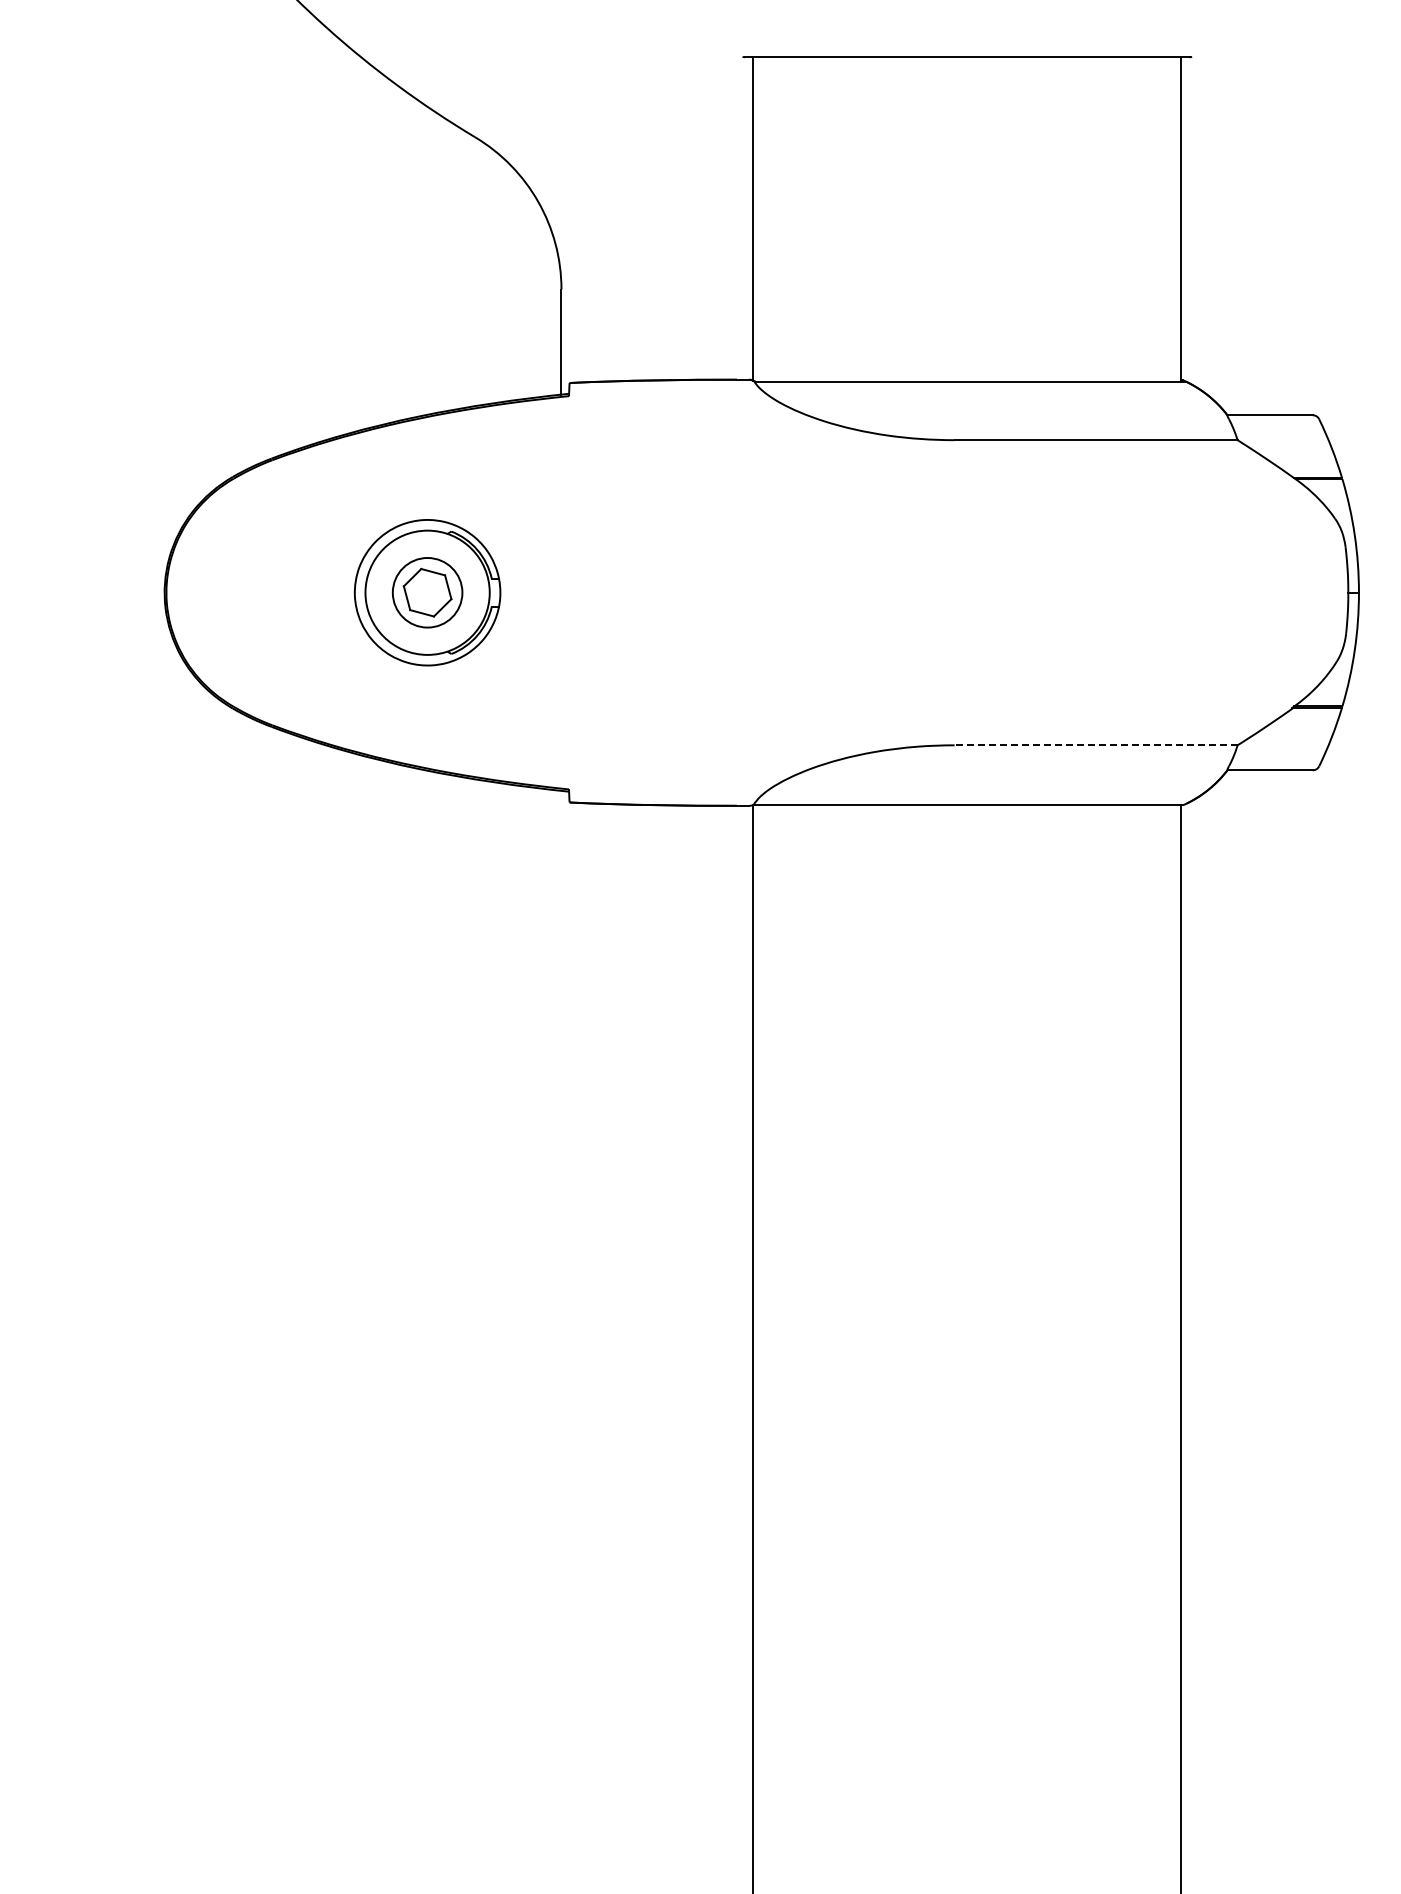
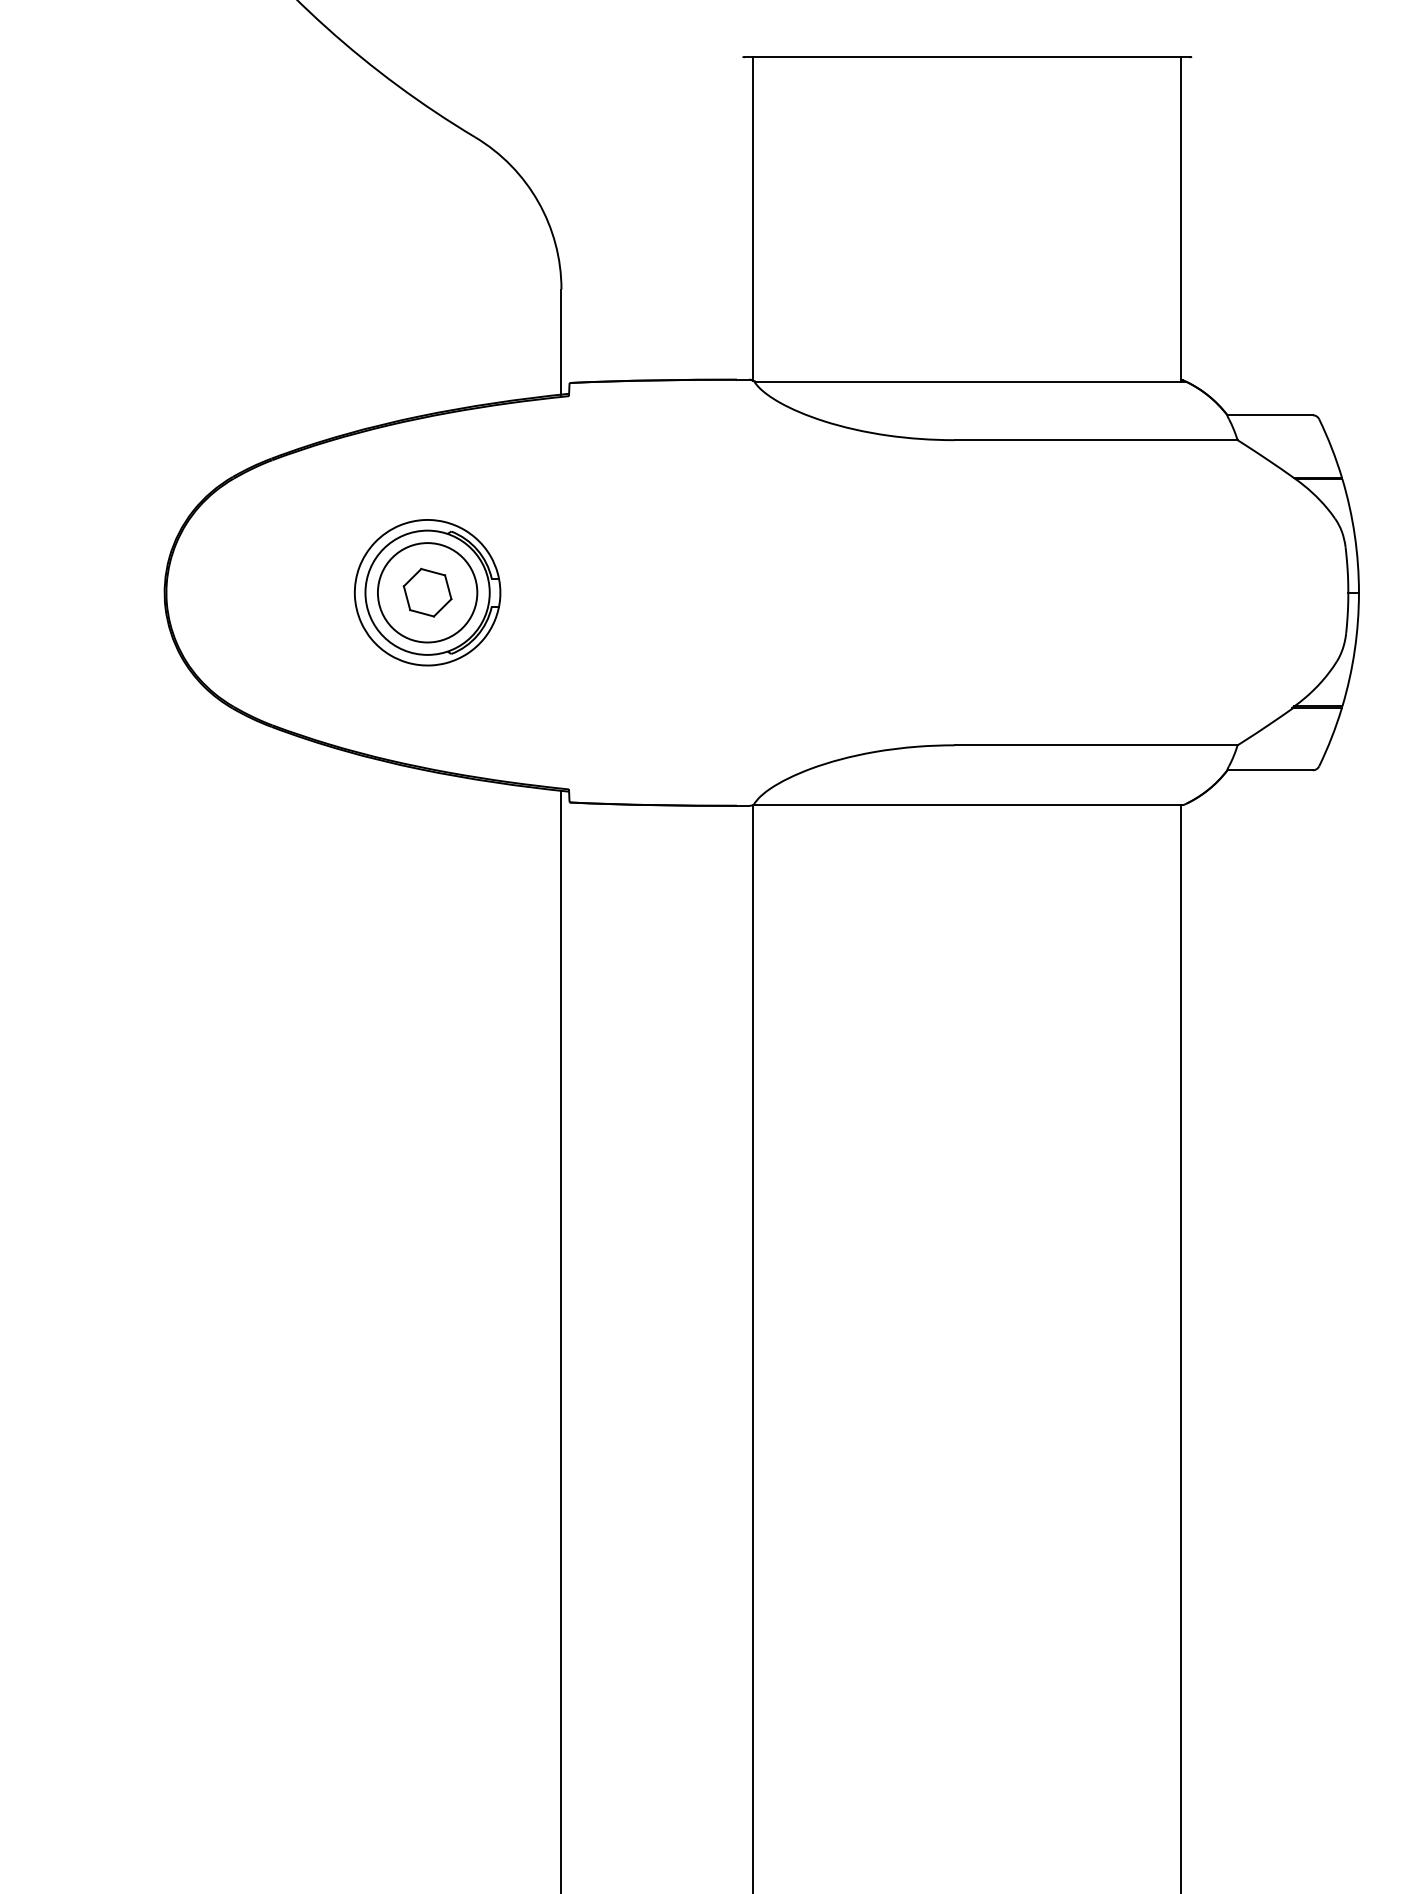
circle diameter: 70 px -> 99 px (427, 592)
line: dashed -> solid (1095, 745)
line: none -> present (561, 1340)
